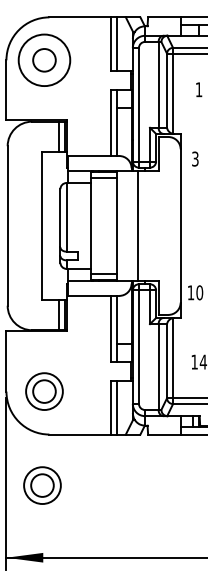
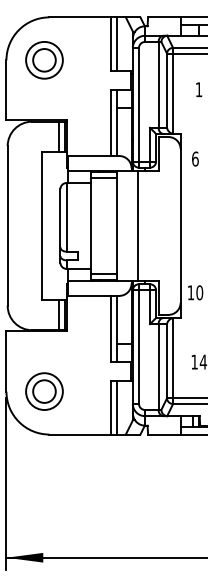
circle diameter: 52 px -> 37 px (44, 59)
text: 3 -> 6 (195, 158)
part: present -> none (42, 485)
